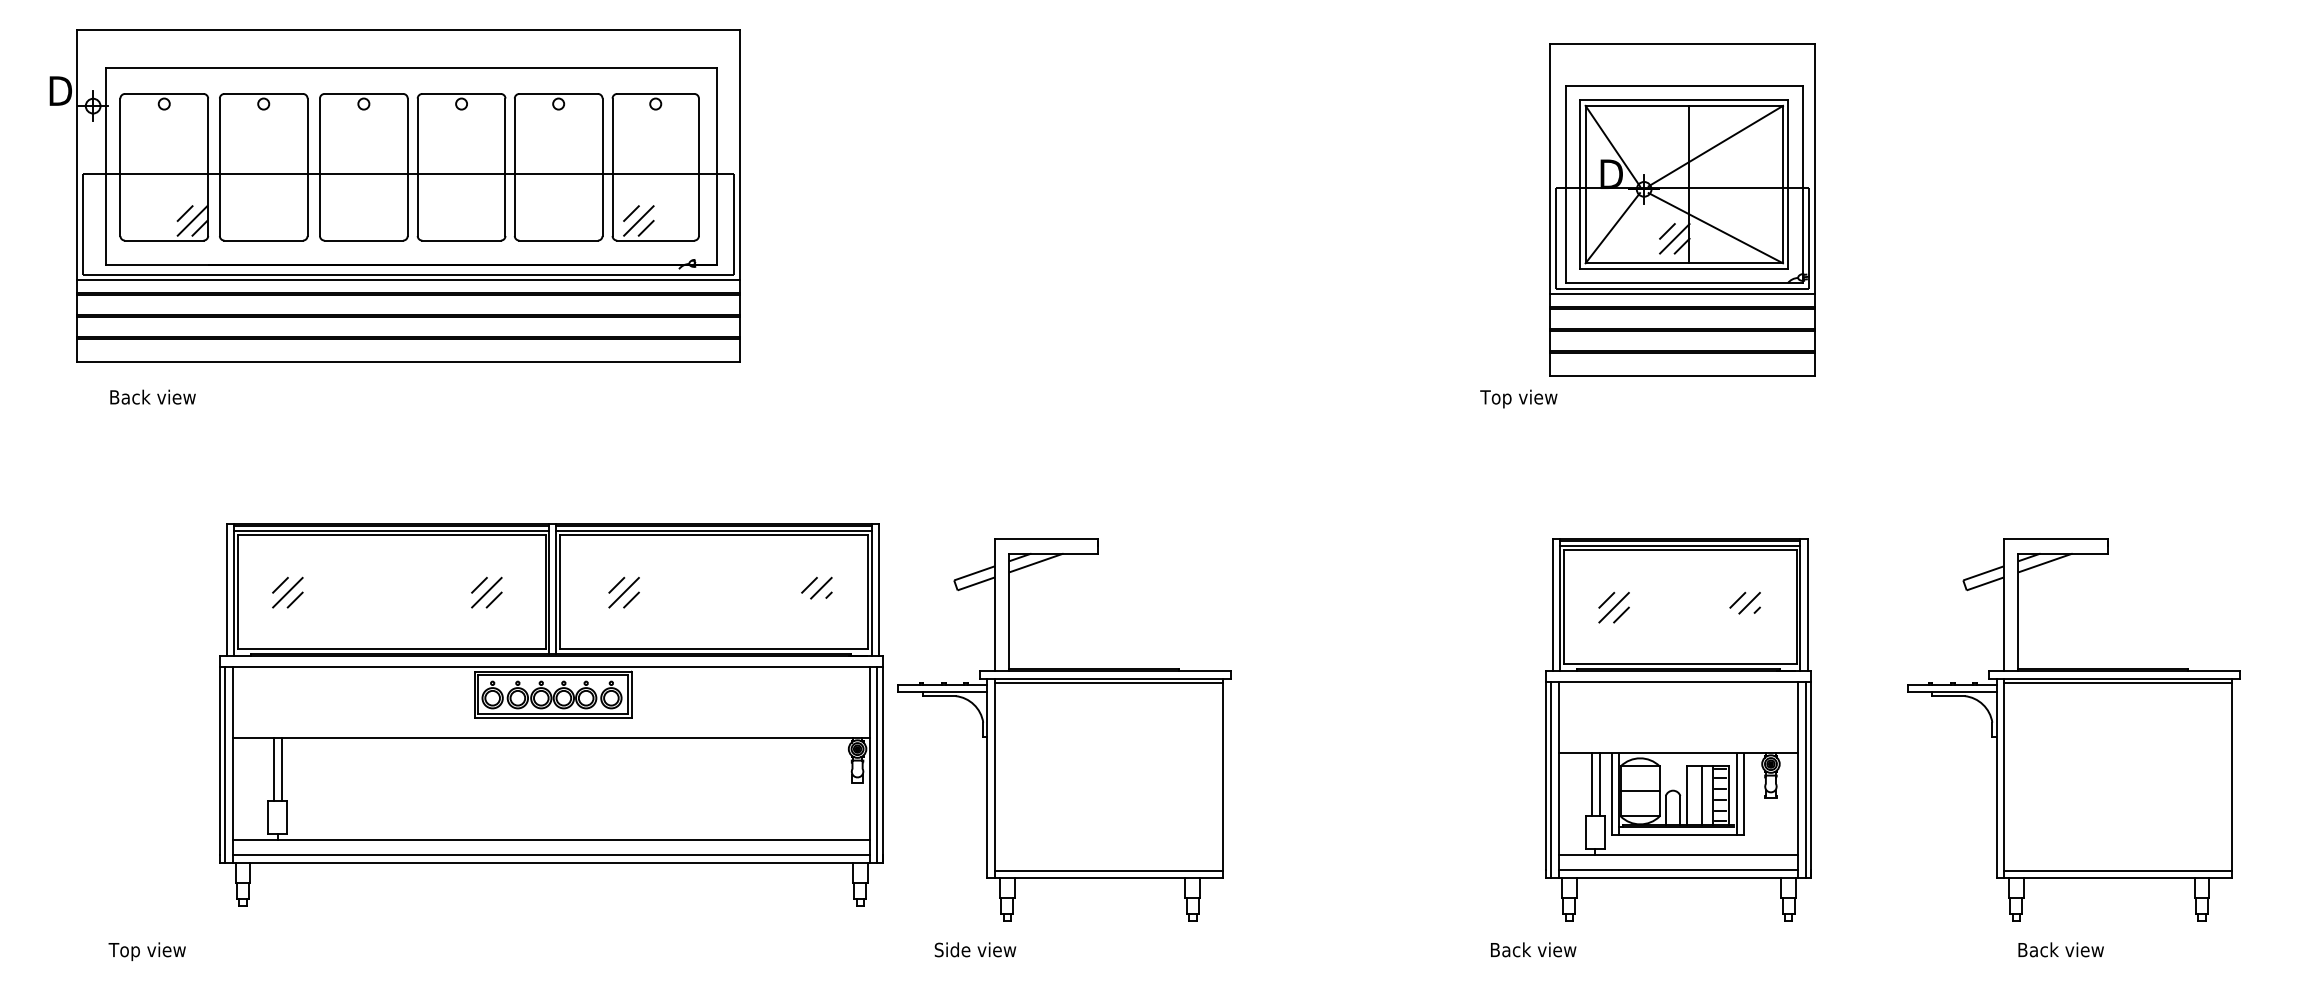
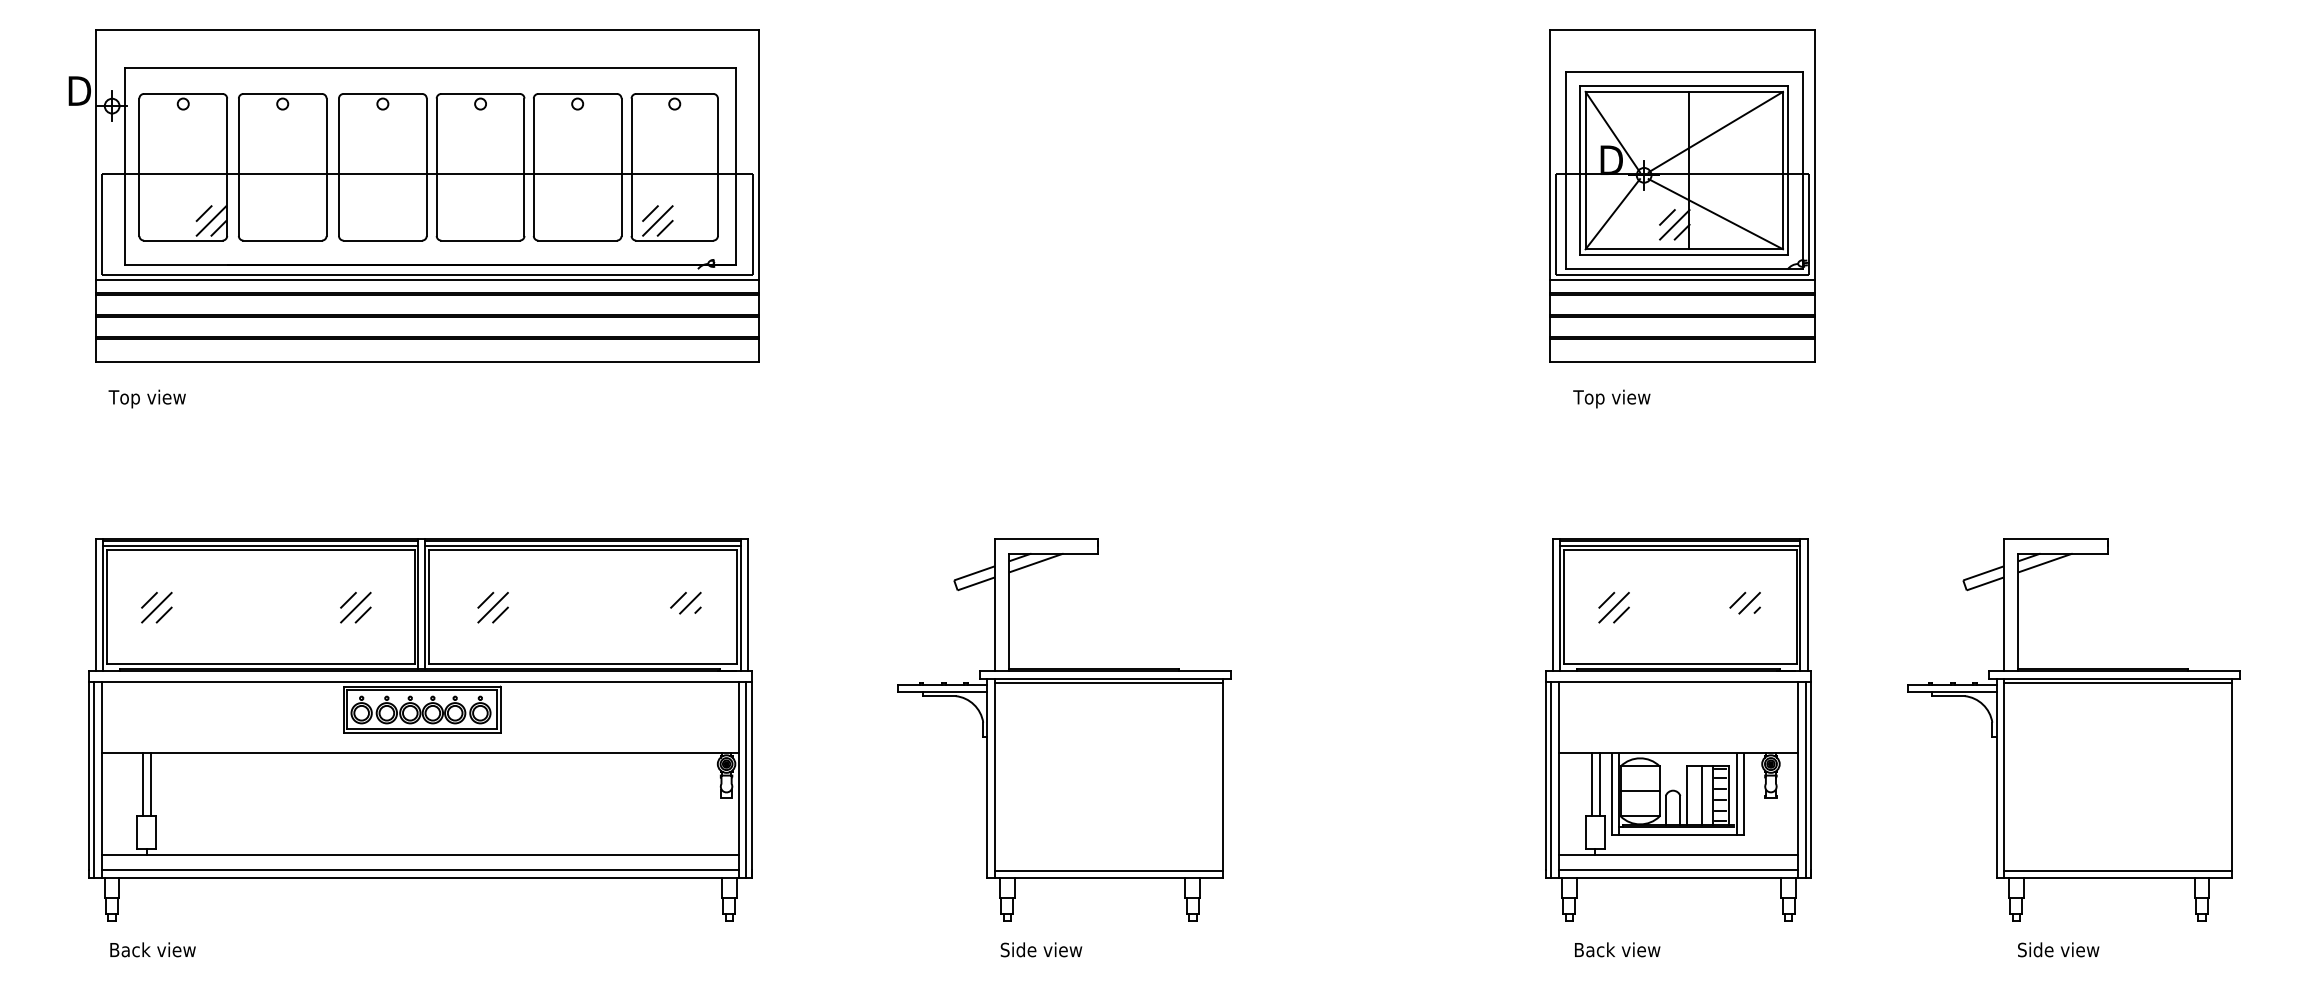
part position: (394, 195) -> (413, 195) (413, 195)
part position: (1682, 209) -> (1682, 195) (1682, 195)
text: Back view -> Top view (151, 398)
text position: (1518, 398) -> (1611, 398) (1611, 398)
part position: (551, 714) -> (420, 729) (420, 729)
text position: (975, 949) -> (1041, 949) (1041, 949)
text position: (1533, 949) -> (1617, 949) (1617, 949)
text: Back view -> Side view (2060, 949)
text: Top view -> Back view (151, 951)
